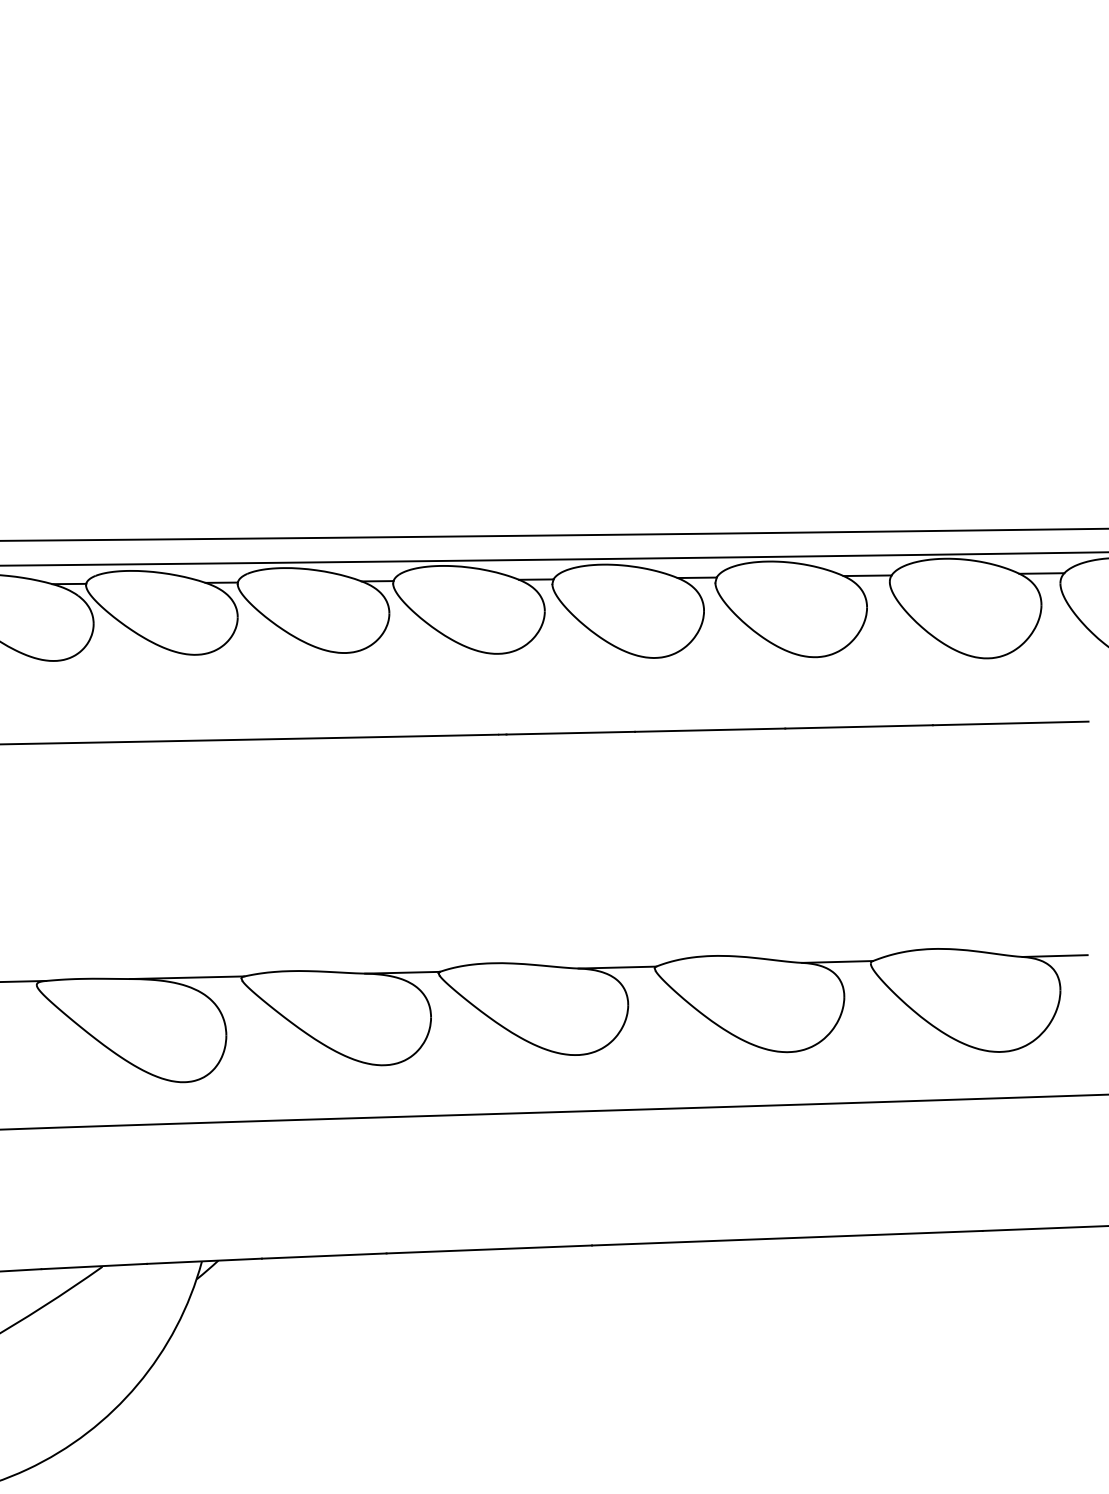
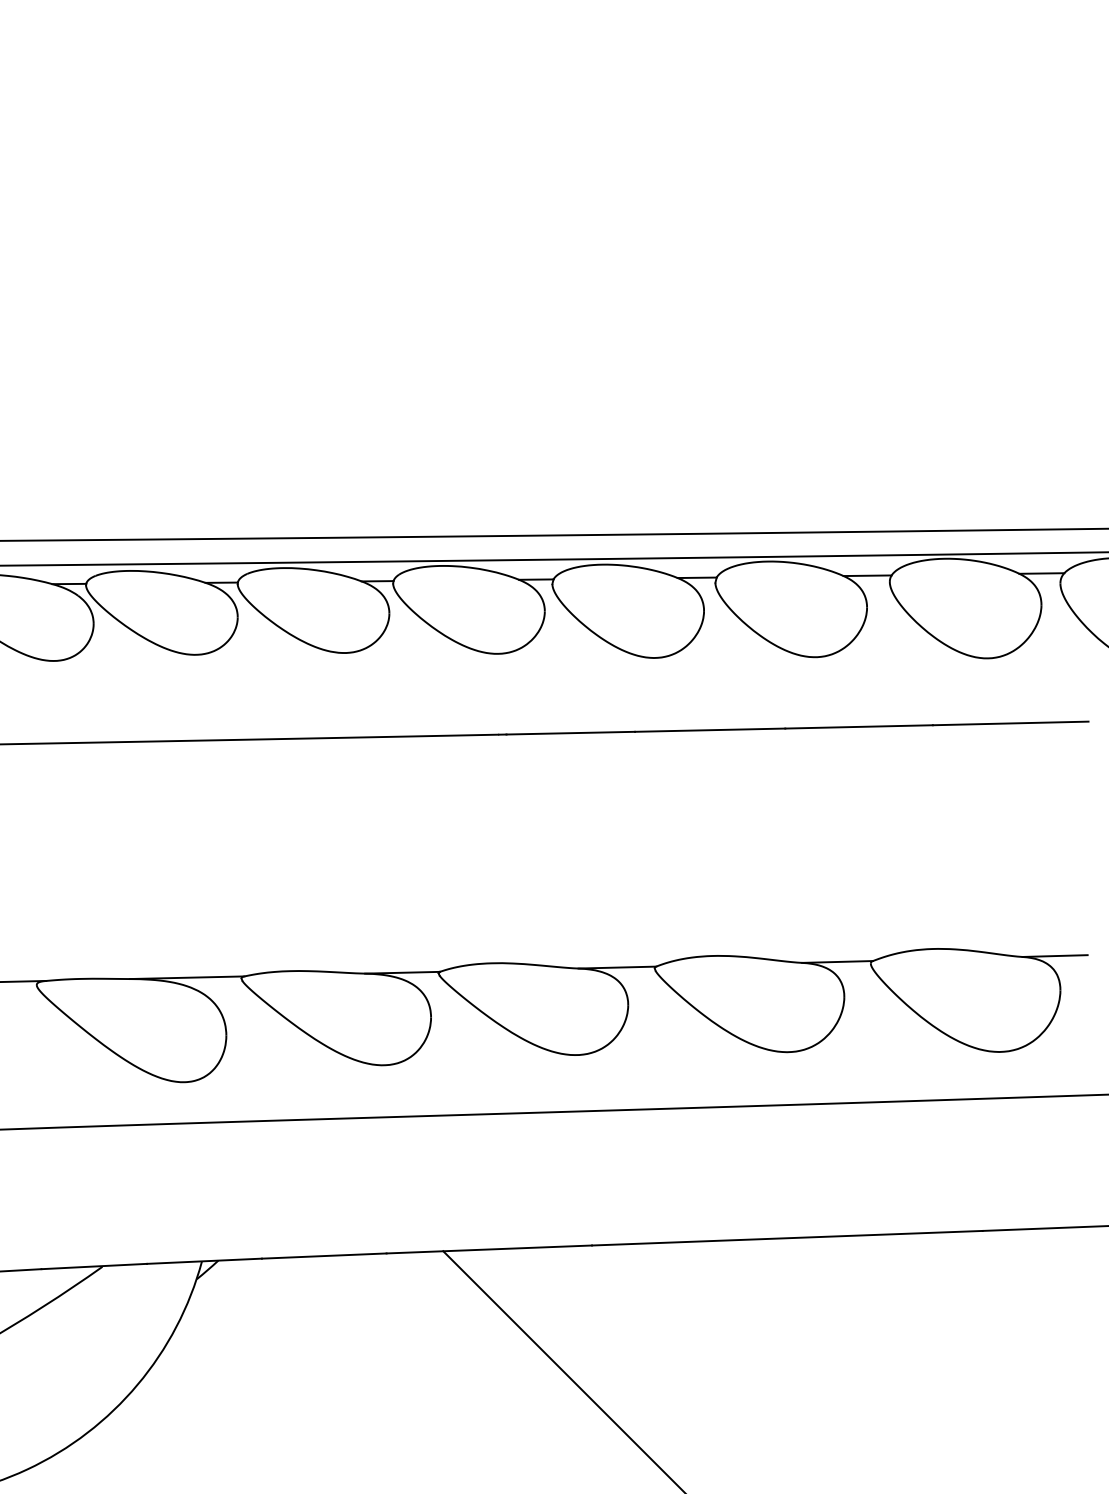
line: none -> present (562, 1370)
